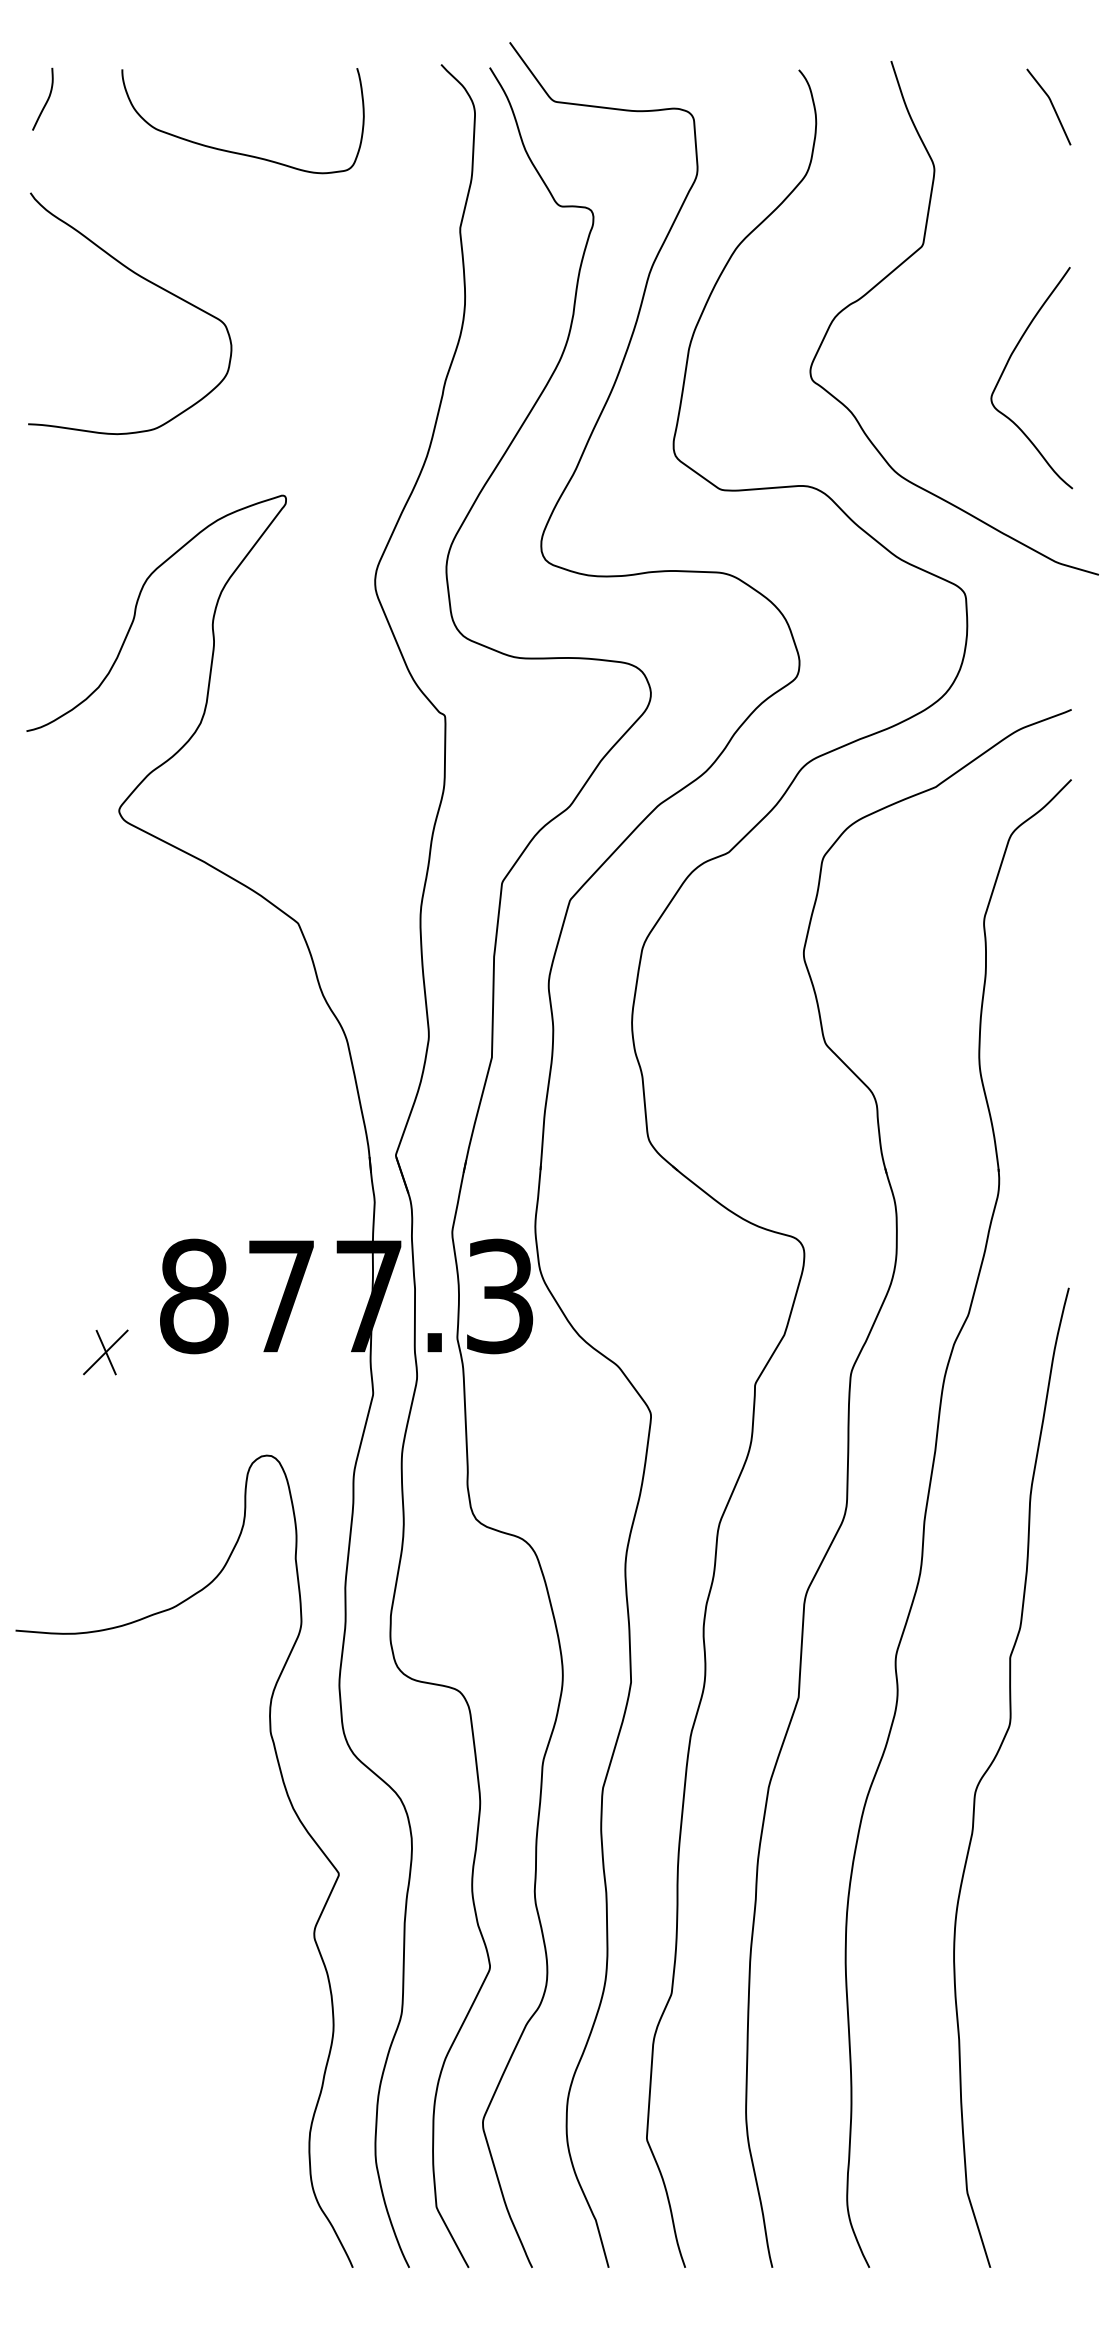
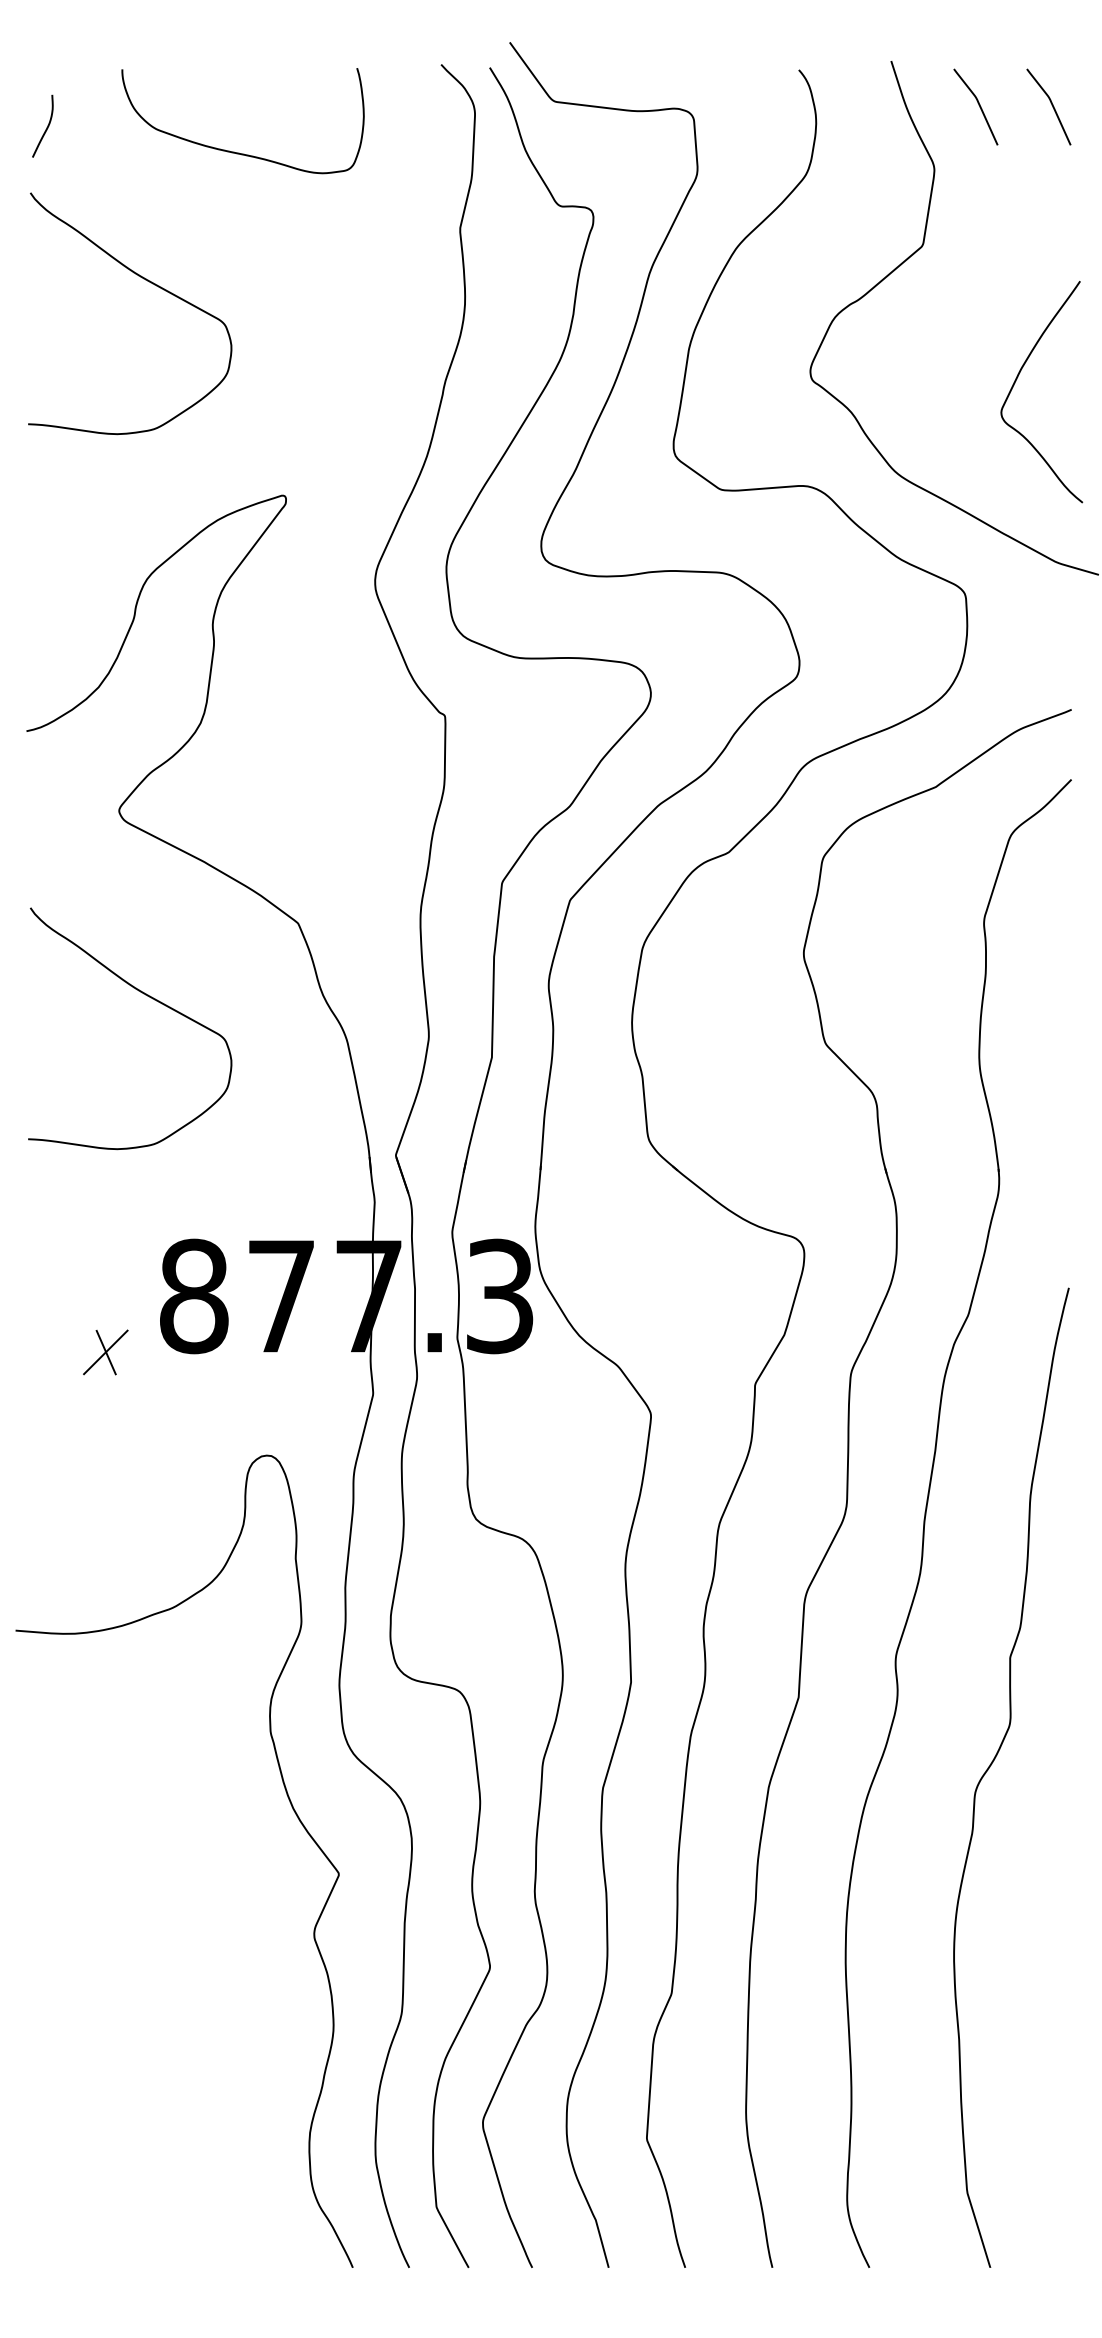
curve position: (46, 100) -> (46, 127) (46, 127)
curve: none -> present (978, 105)
curve position: (1007, 365) -> (1017, 379) (1017, 379)
curve: none -> present (147, 996)
